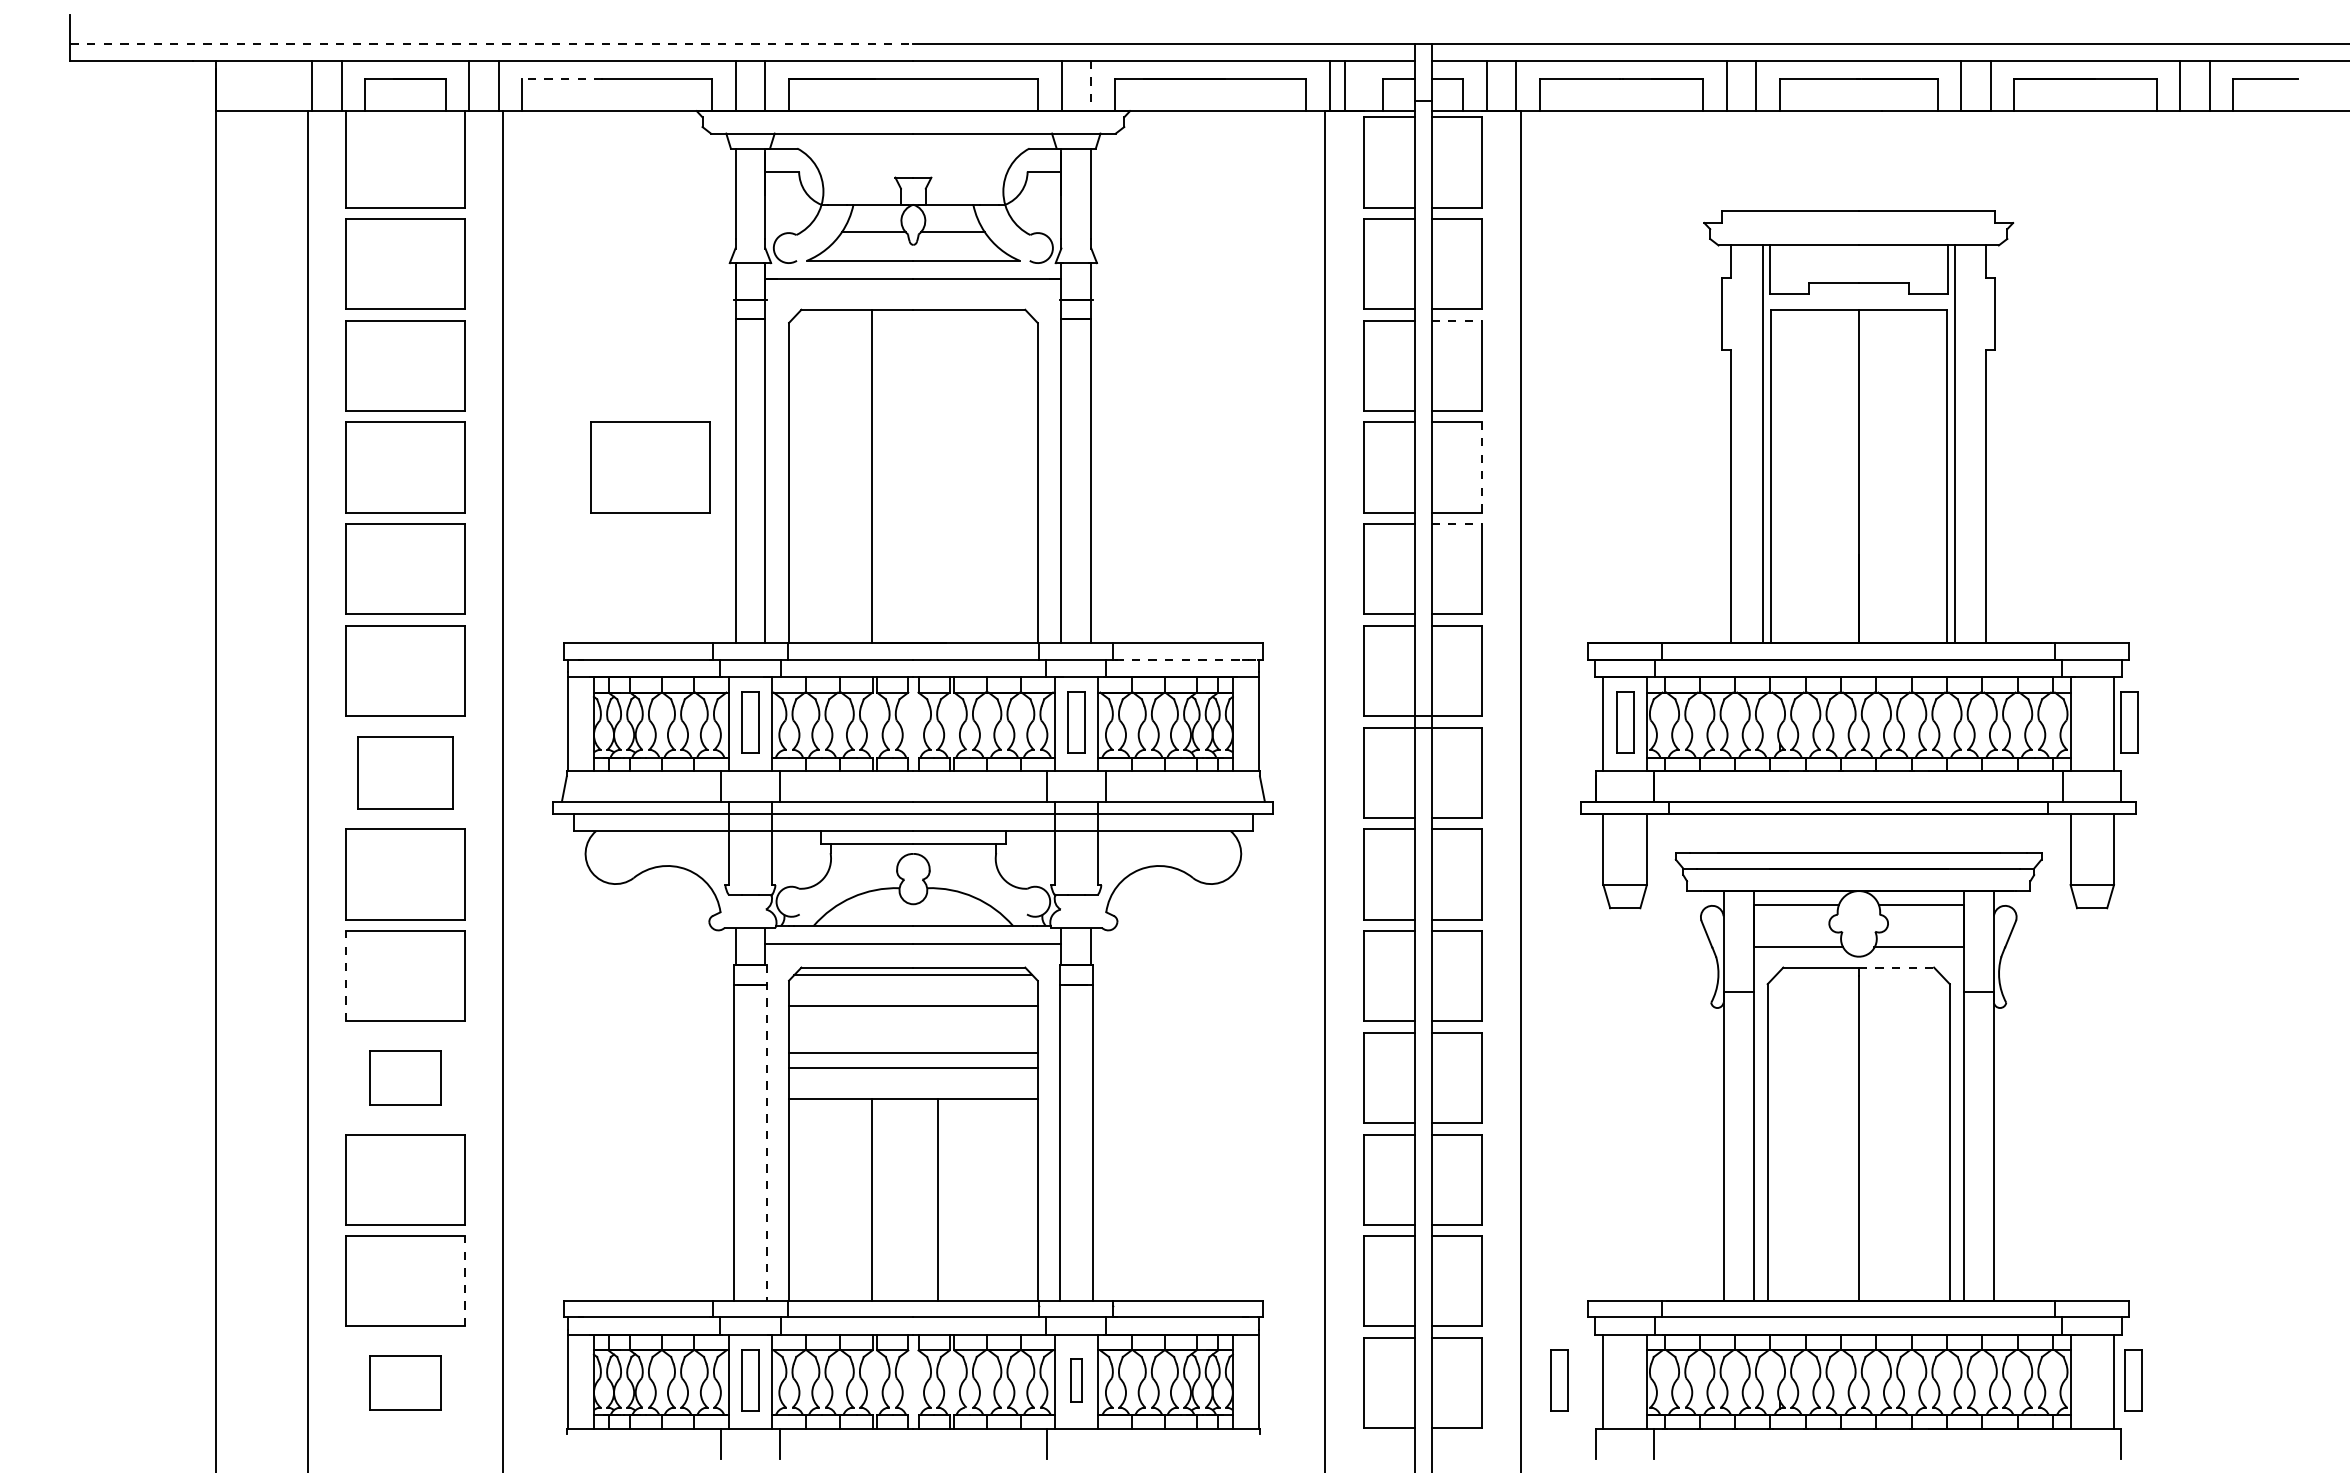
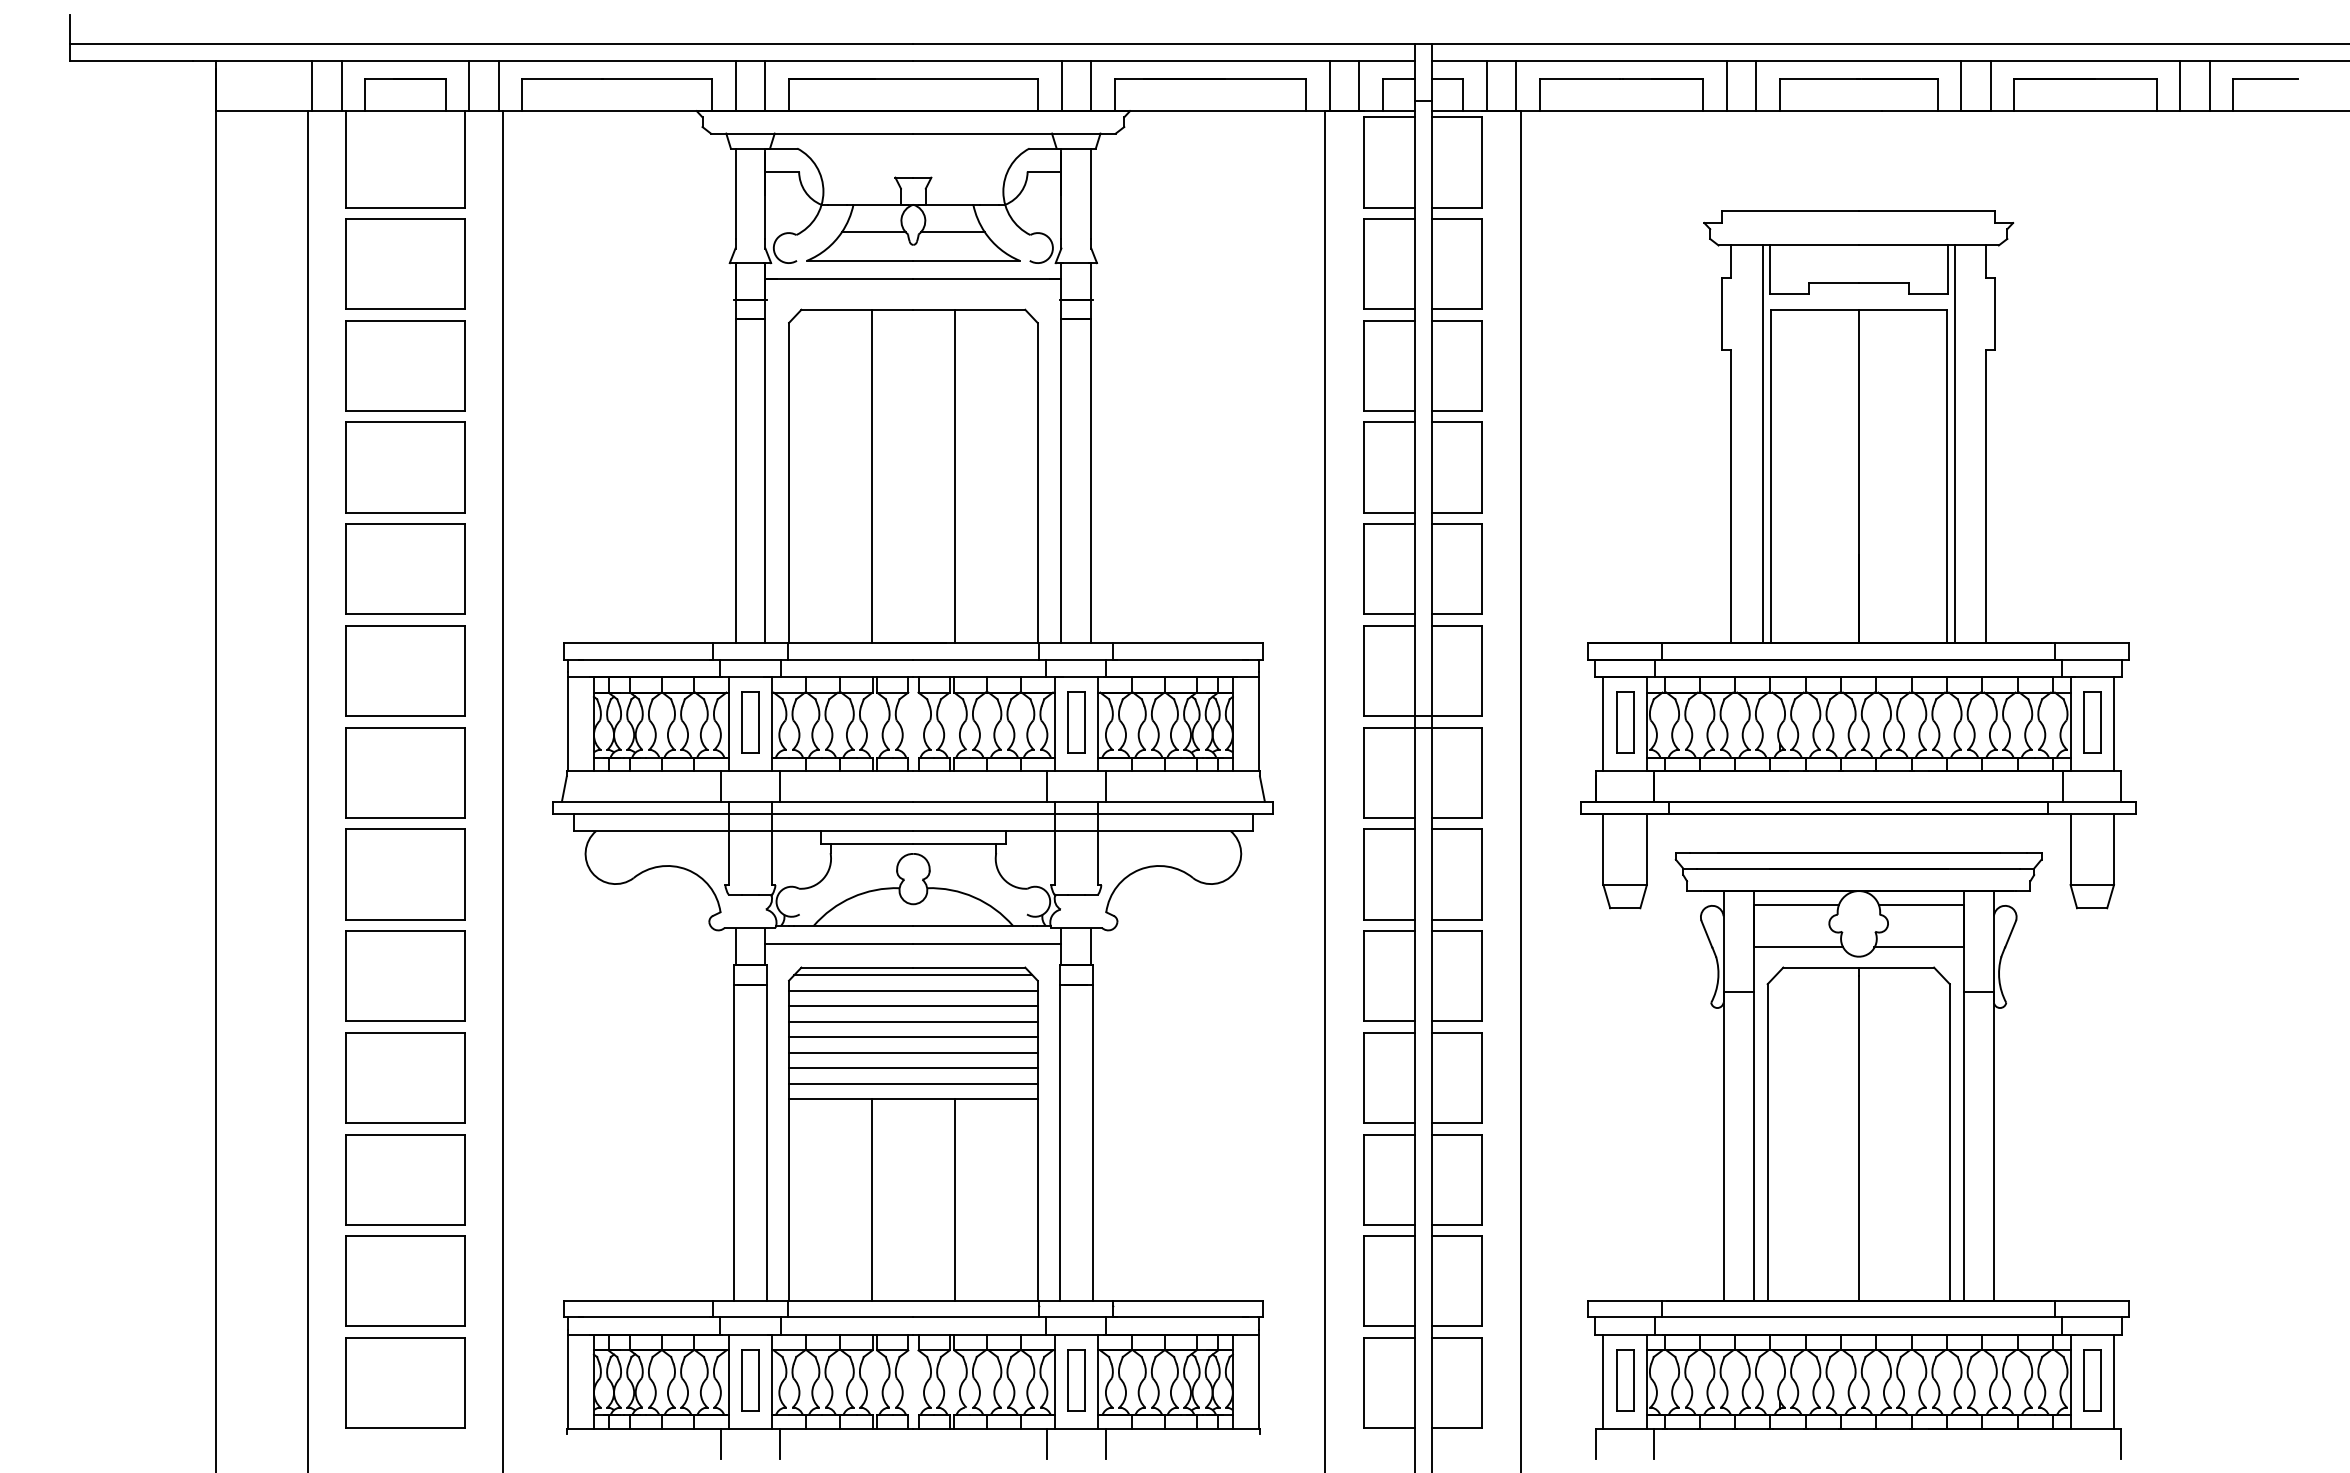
line: dashed -> solid (492, 44)
line: dashed -> solid (561, 78)
line position: (1345, 85) -> (1359, 85) (1359, 85)
line: dashed -> solid (1090, 86)
line: dashed -> solid (1457, 320)
part: present -> none (650, 467)
line: dashed -> solid (1482, 467)
line: none -> present (954, 475)
line: dashed -> solid (1457, 524)
line: dashed -> solid (1186, 659)
part position: (2129, 722) -> (2092, 722) (2092, 722)
part size: 97x74 px -> 121x92 px (405, 772)
line: dashed -> solid (1896, 967)
line: dashed -> solid (346, 975)
line: none -> present (913, 990)
line: none -> present (913, 1021)
line: none -> present (913, 1037)
part size: 73x56 px -> 121x92 px (405, 1077)
line: none -> present (913, 1083)
line: dashed -> solid (767, 1132)
line position: (937, 1199) -> (954, 1199) (954, 1199)
line: dashed -> solid (464, 1280)
part size: 13x45 px -> 19x63 px (1076, 1380)
part position: (1559, 1380) -> (1625, 1380) (1625, 1380)
part position: (2133, 1380) -> (2092, 1380) (2092, 1380)
part size: 73x56 px -> 121x92 px (405, 1382)
line: none -> present (1105, 1443)
